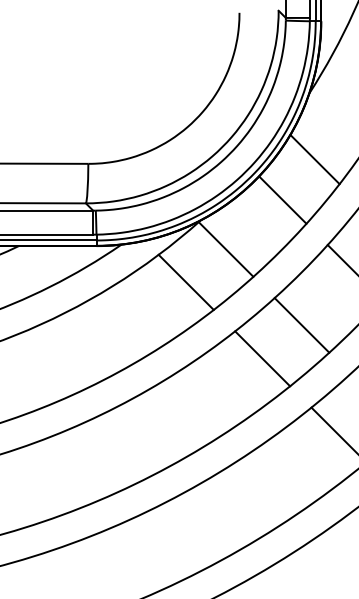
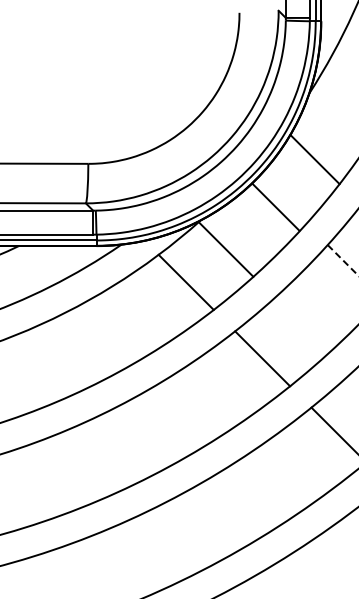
line position: (282, 199) -> (275, 206) (275, 206)
line: solid -> dashed (343, 260)
line: present -> none (301, 325)
